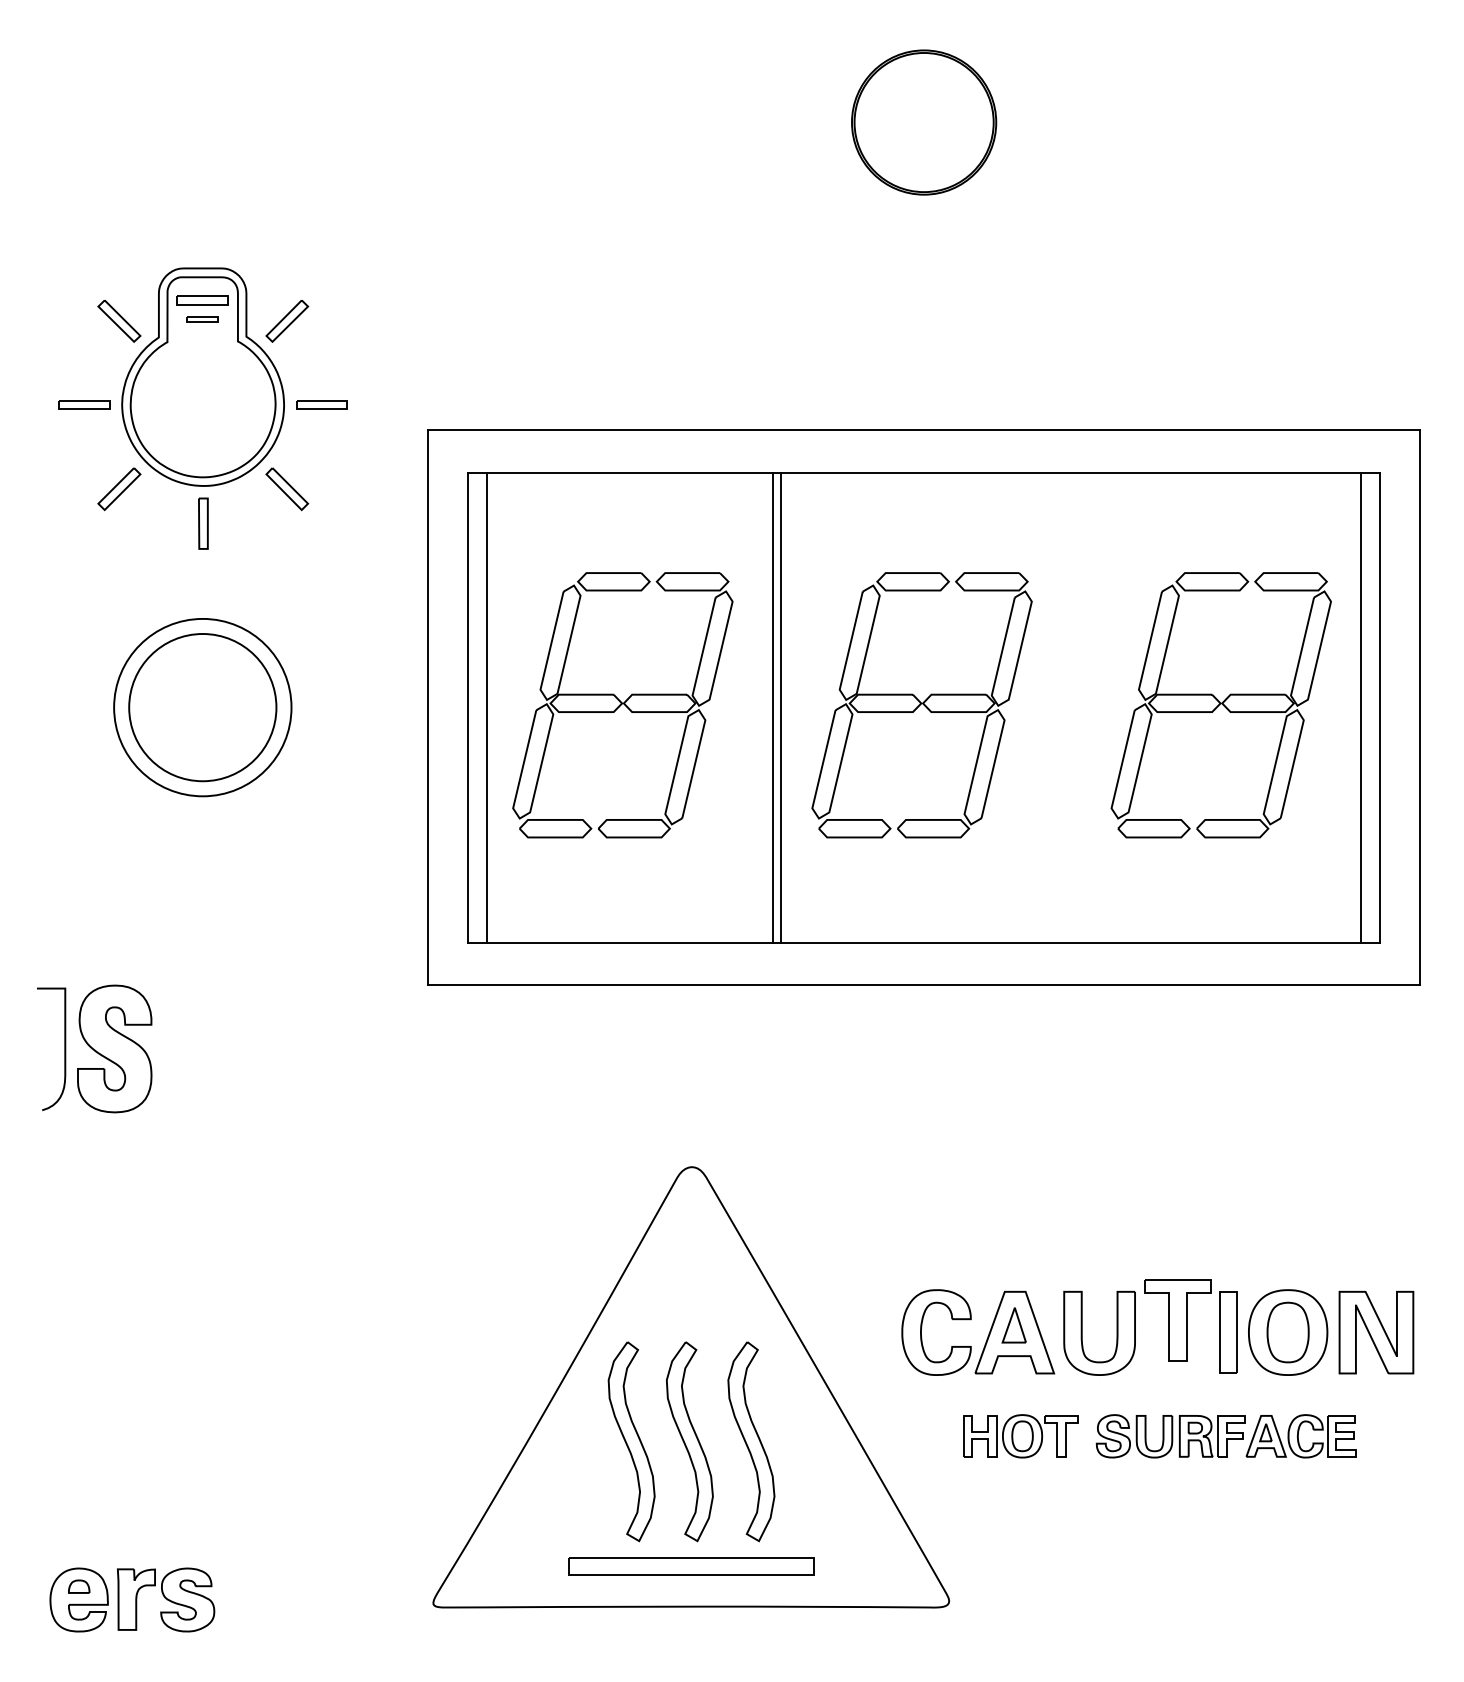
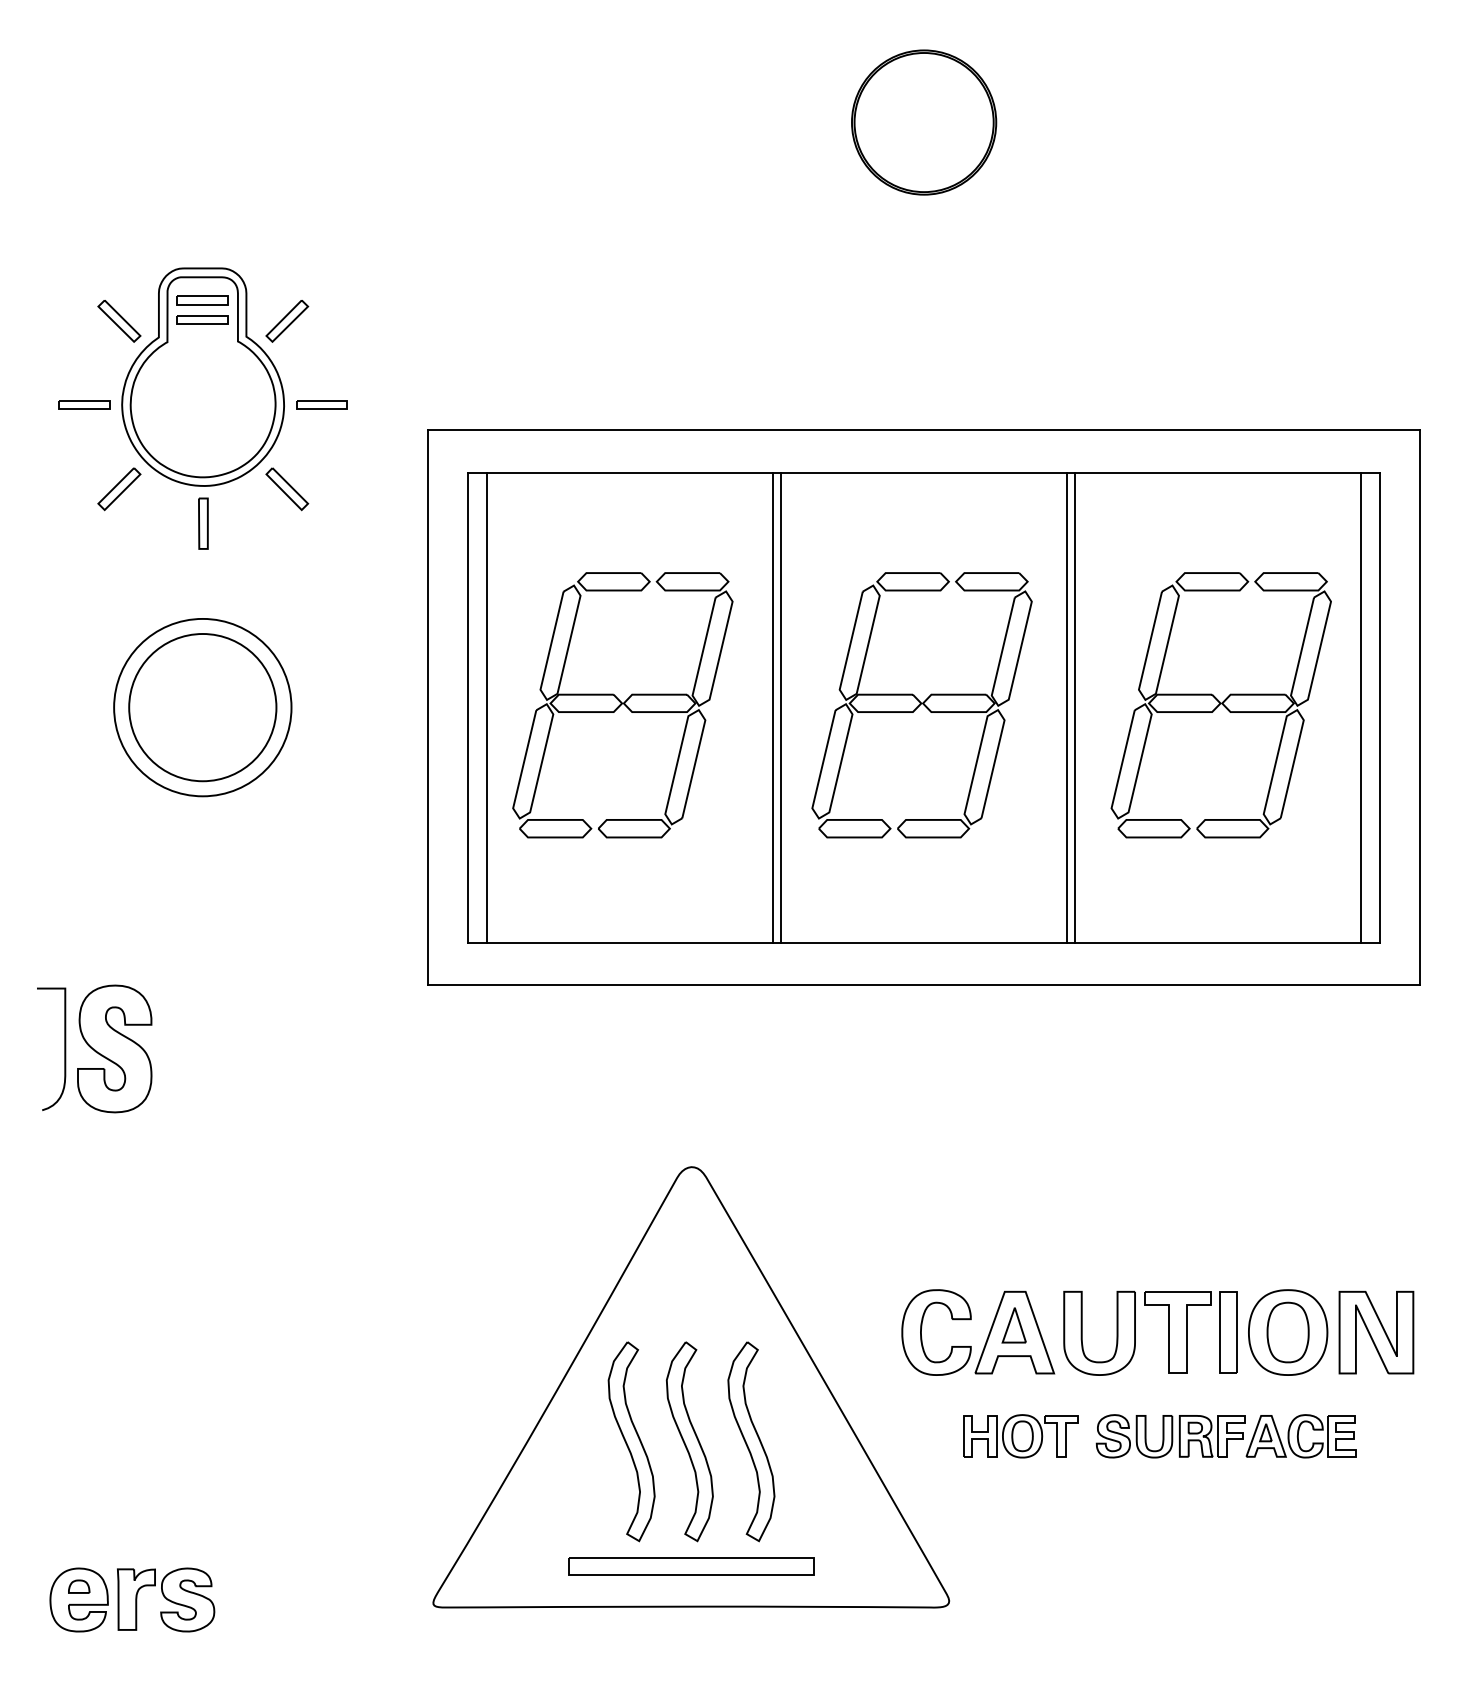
part size: 33x7 px -> 53x10 px (202, 319)
line: none -> present (1067, 707)
line: none -> present (1075, 707)
part position: (1177, 1320) -> (1177, 1332) (1177, 1332)
